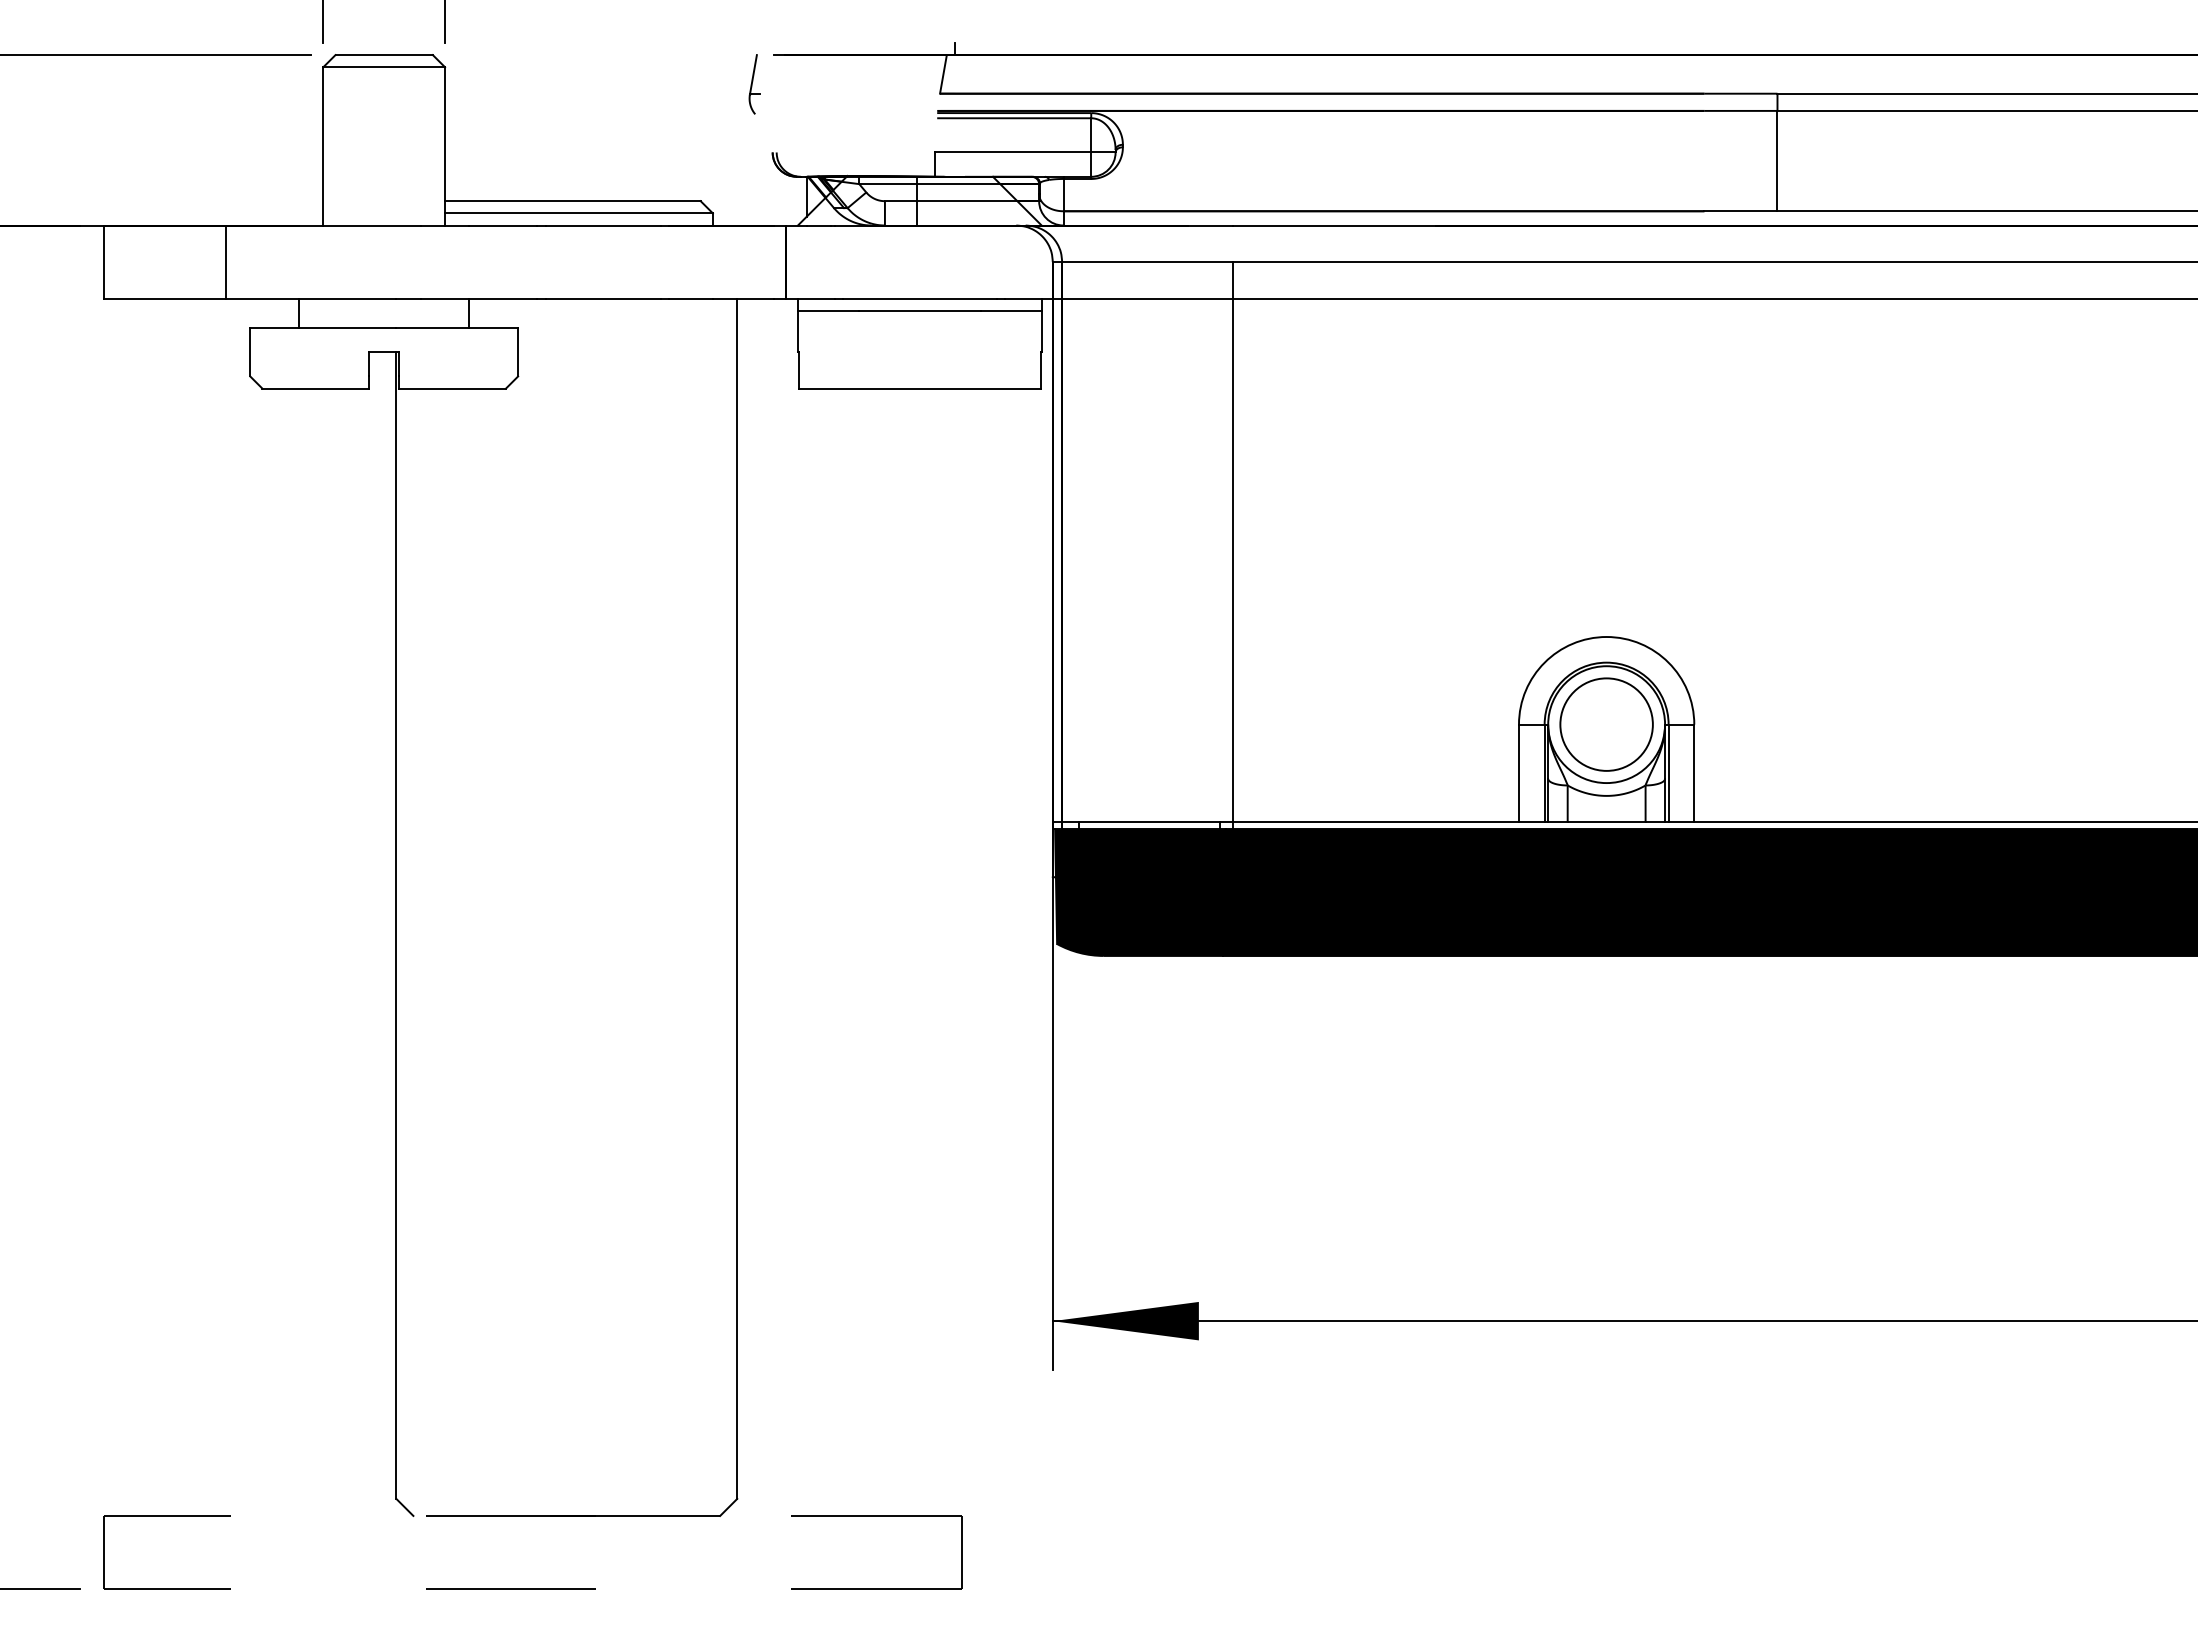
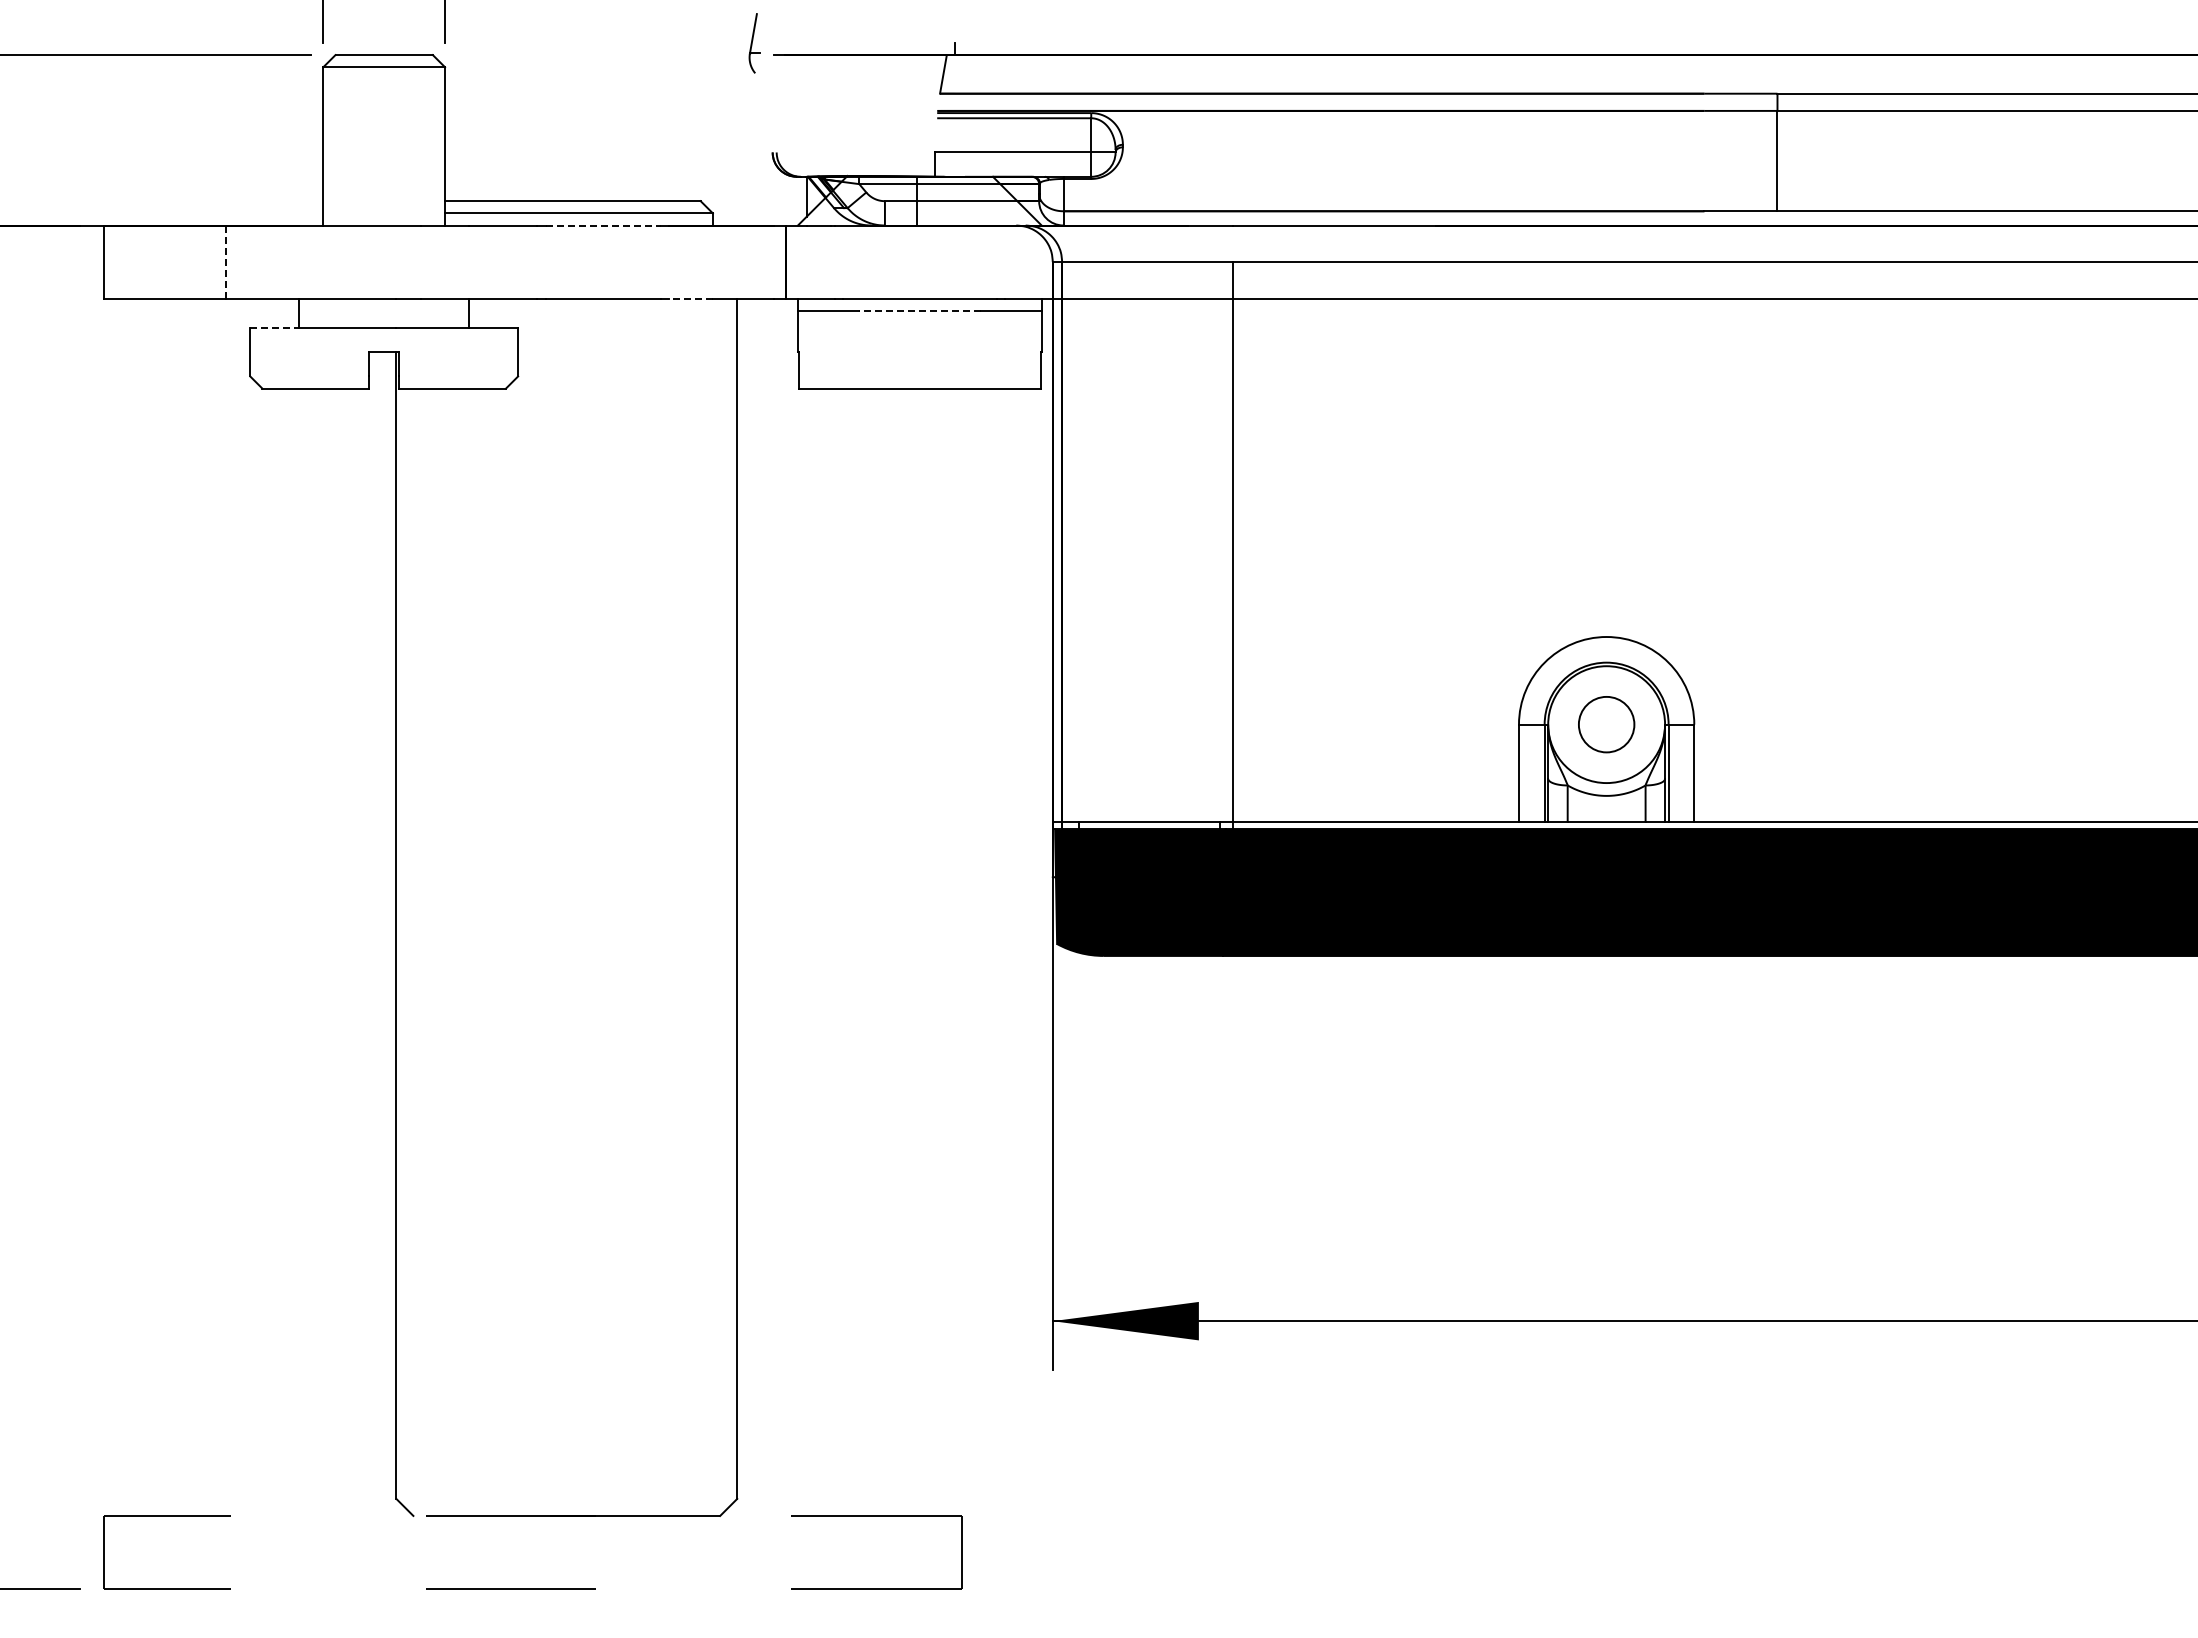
part position: (754, 84) -> (754, 43) (754, 43)
line: solid -> dashed (603, 225)
line: solid -> dashed (226, 262)
line: solid -> dashed (691, 298)
line: solid -> dashed (919, 310)
line: solid -> dashed (275, 327)
circle diameter: 93 px -> 56 px (1606, 724)
